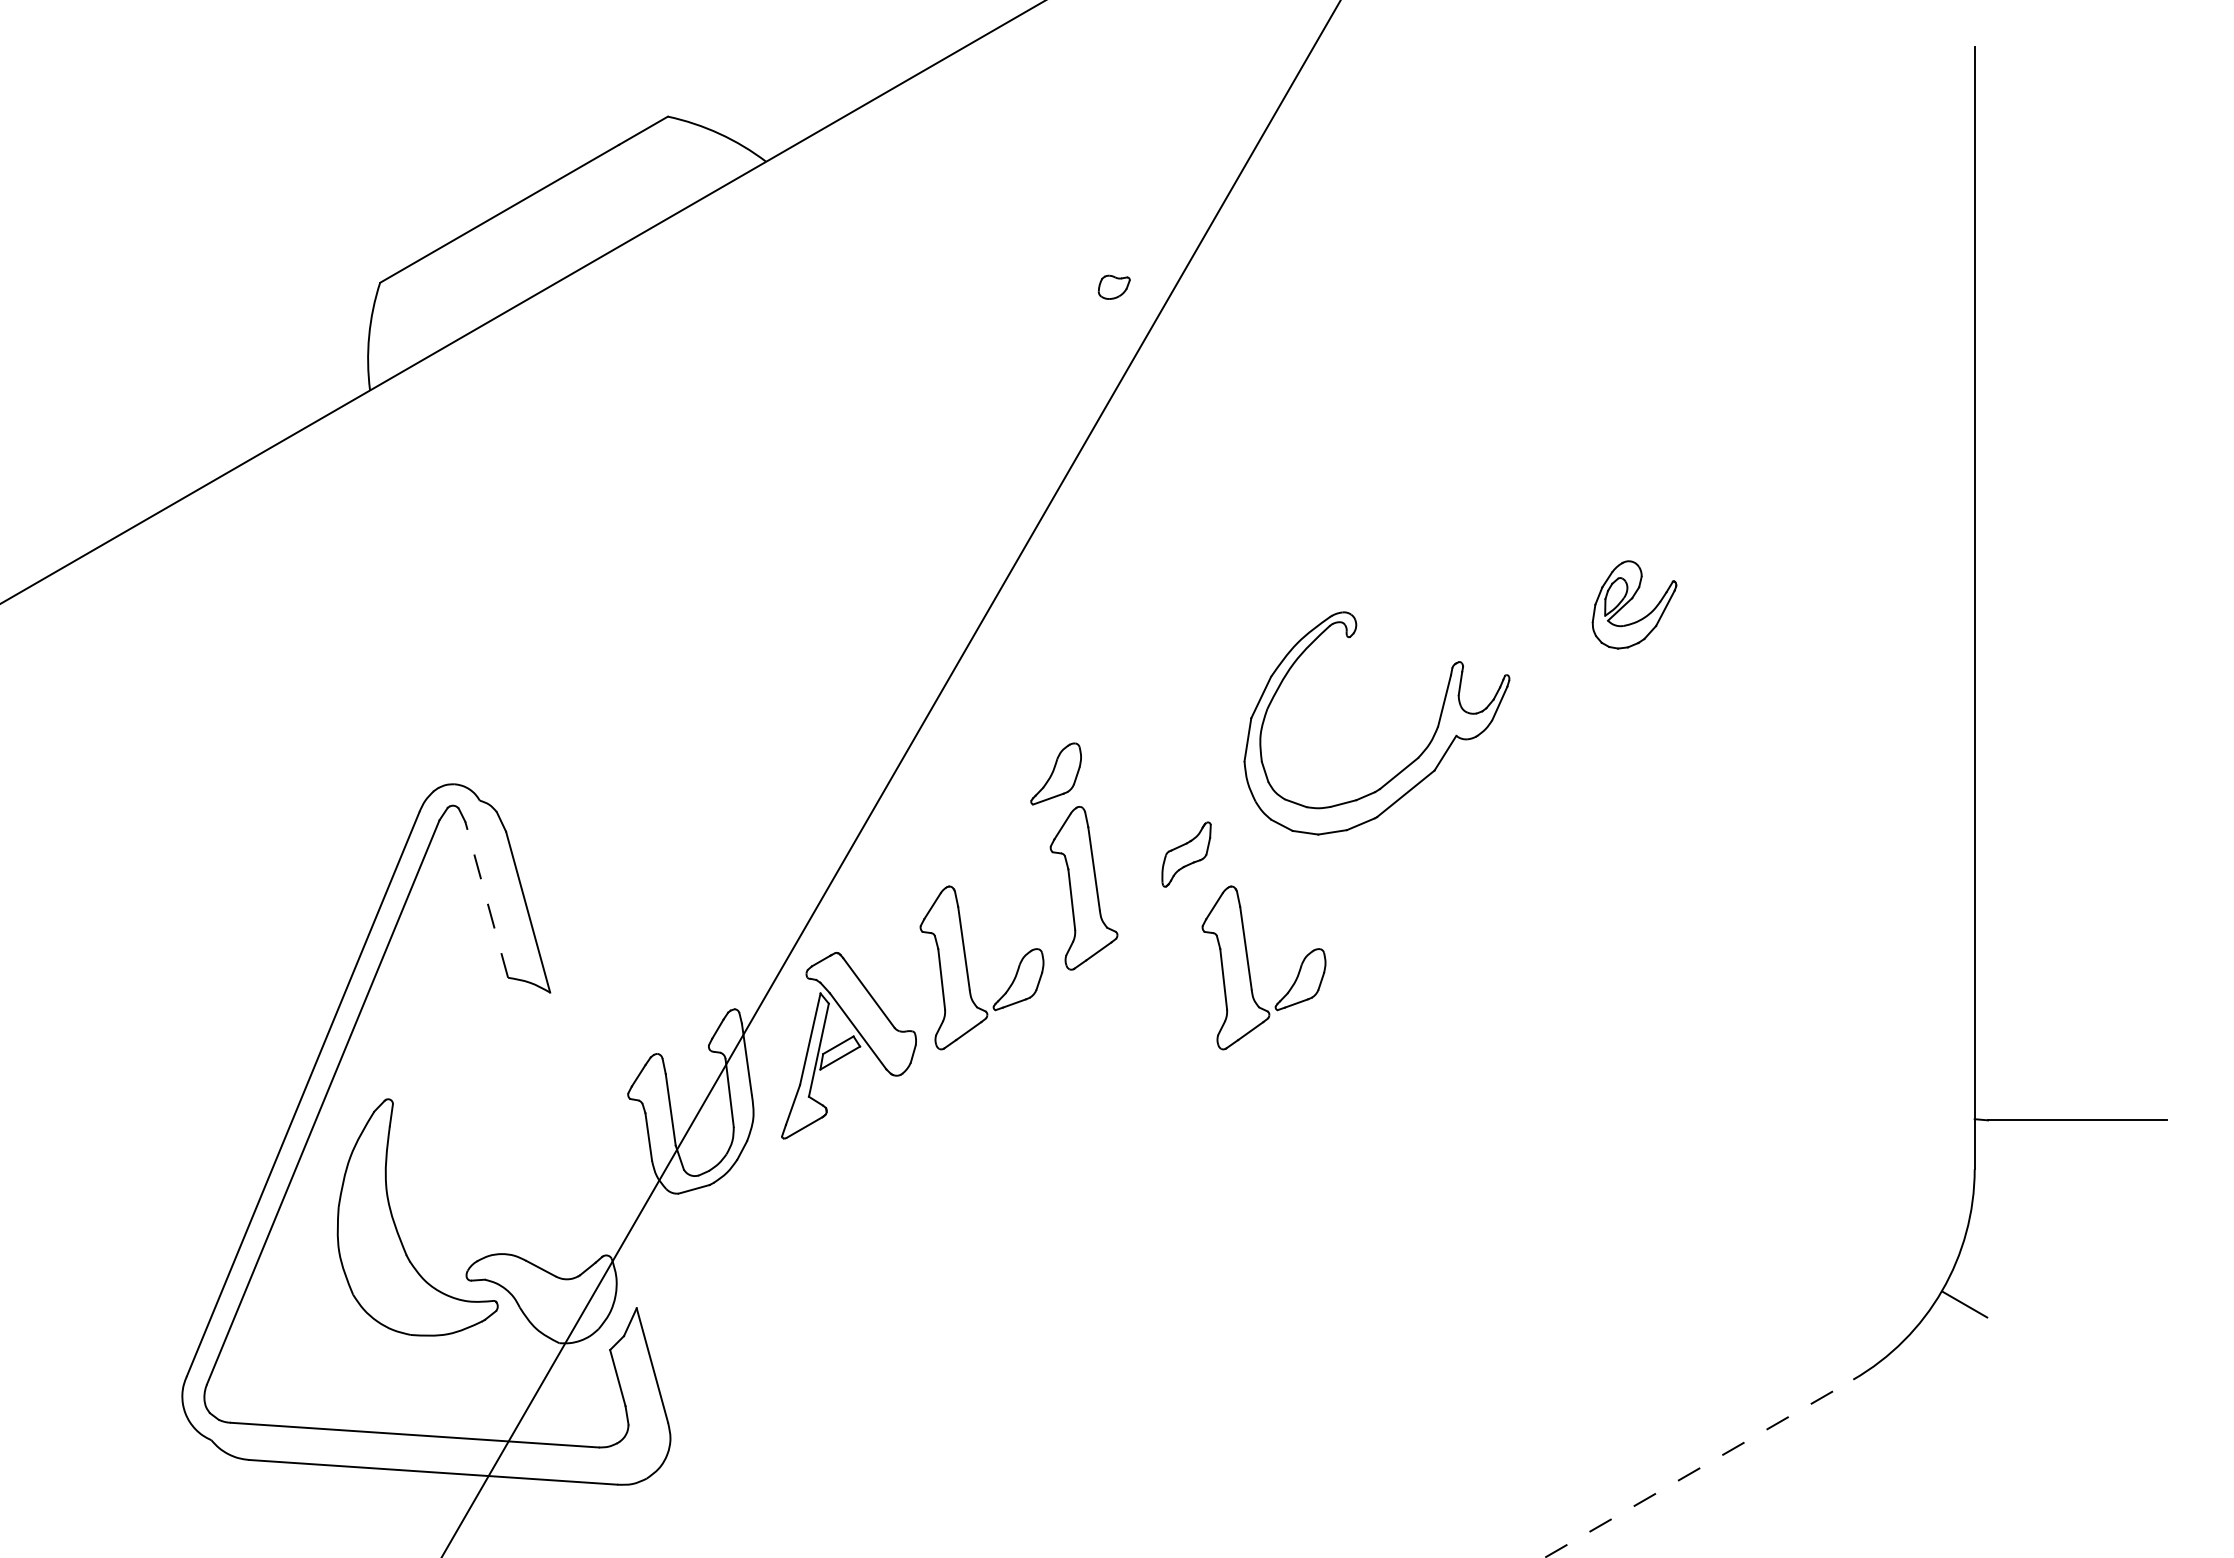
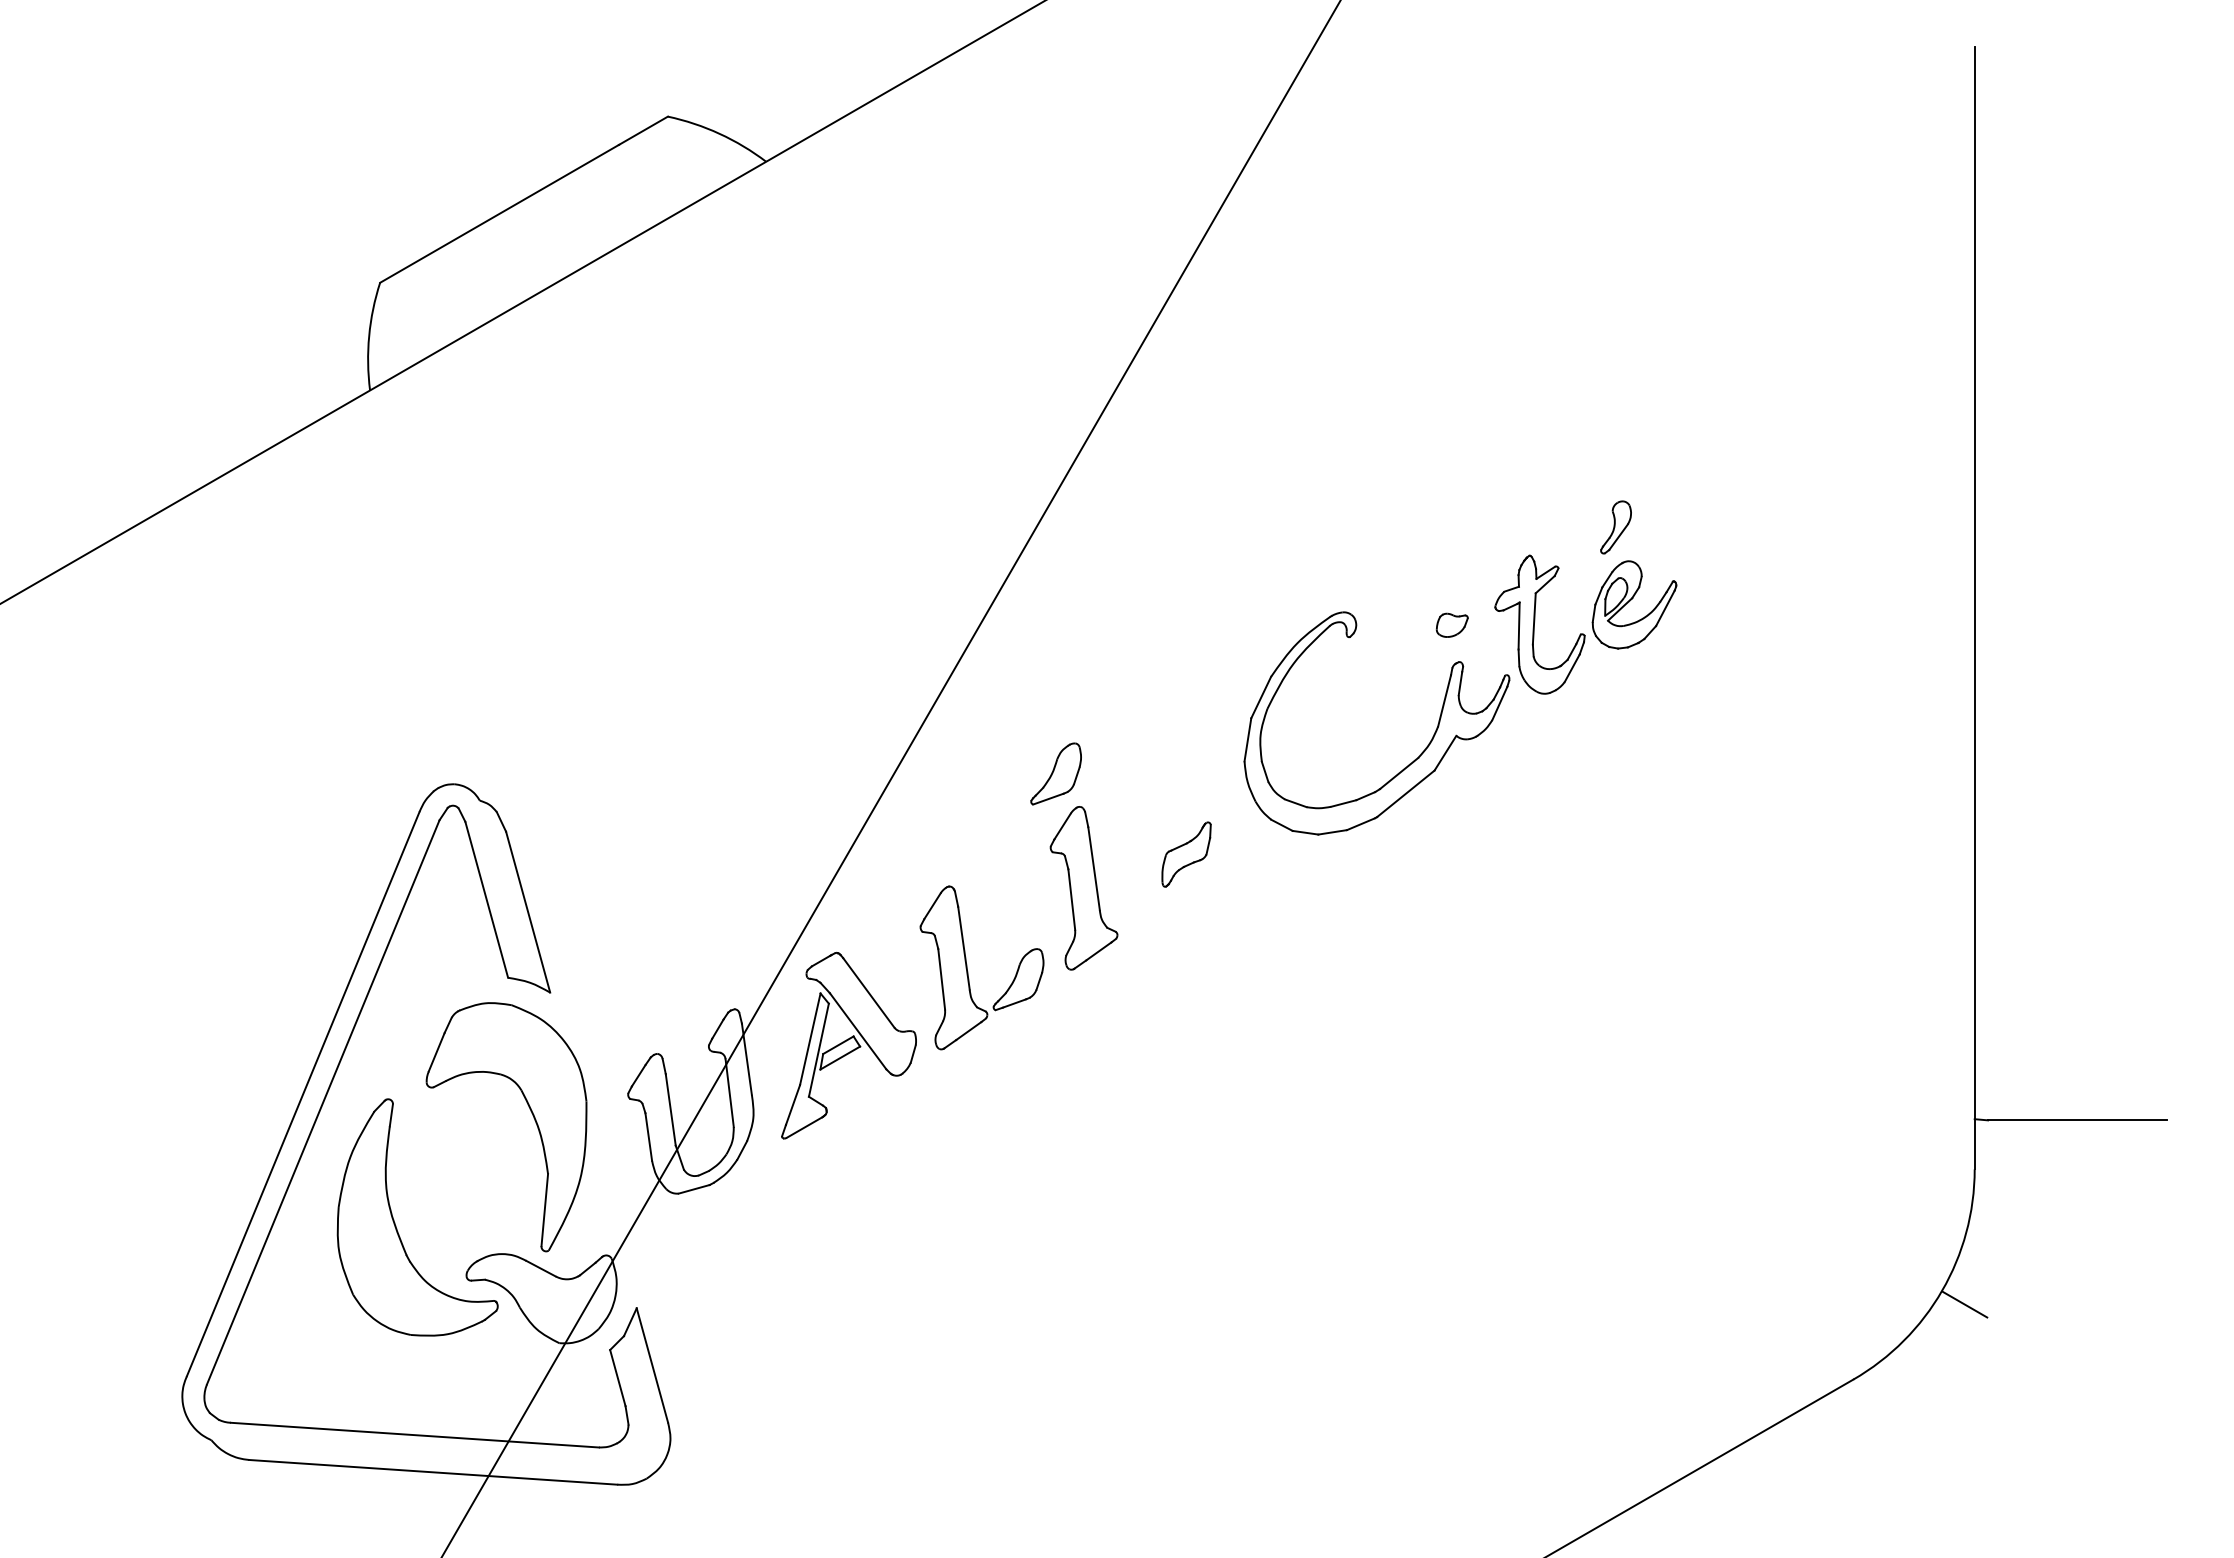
part position: (1113, 286) -> (1451, 624) (1451, 624)
part: none -> present (1615, 527)
part: none -> present (1539, 624)
line: dashed -> solid (486, 899)
part: present -> none (1250, 971)
part: none -> present (533, 1118)
line: dashed -> solid (1699, 1468)
